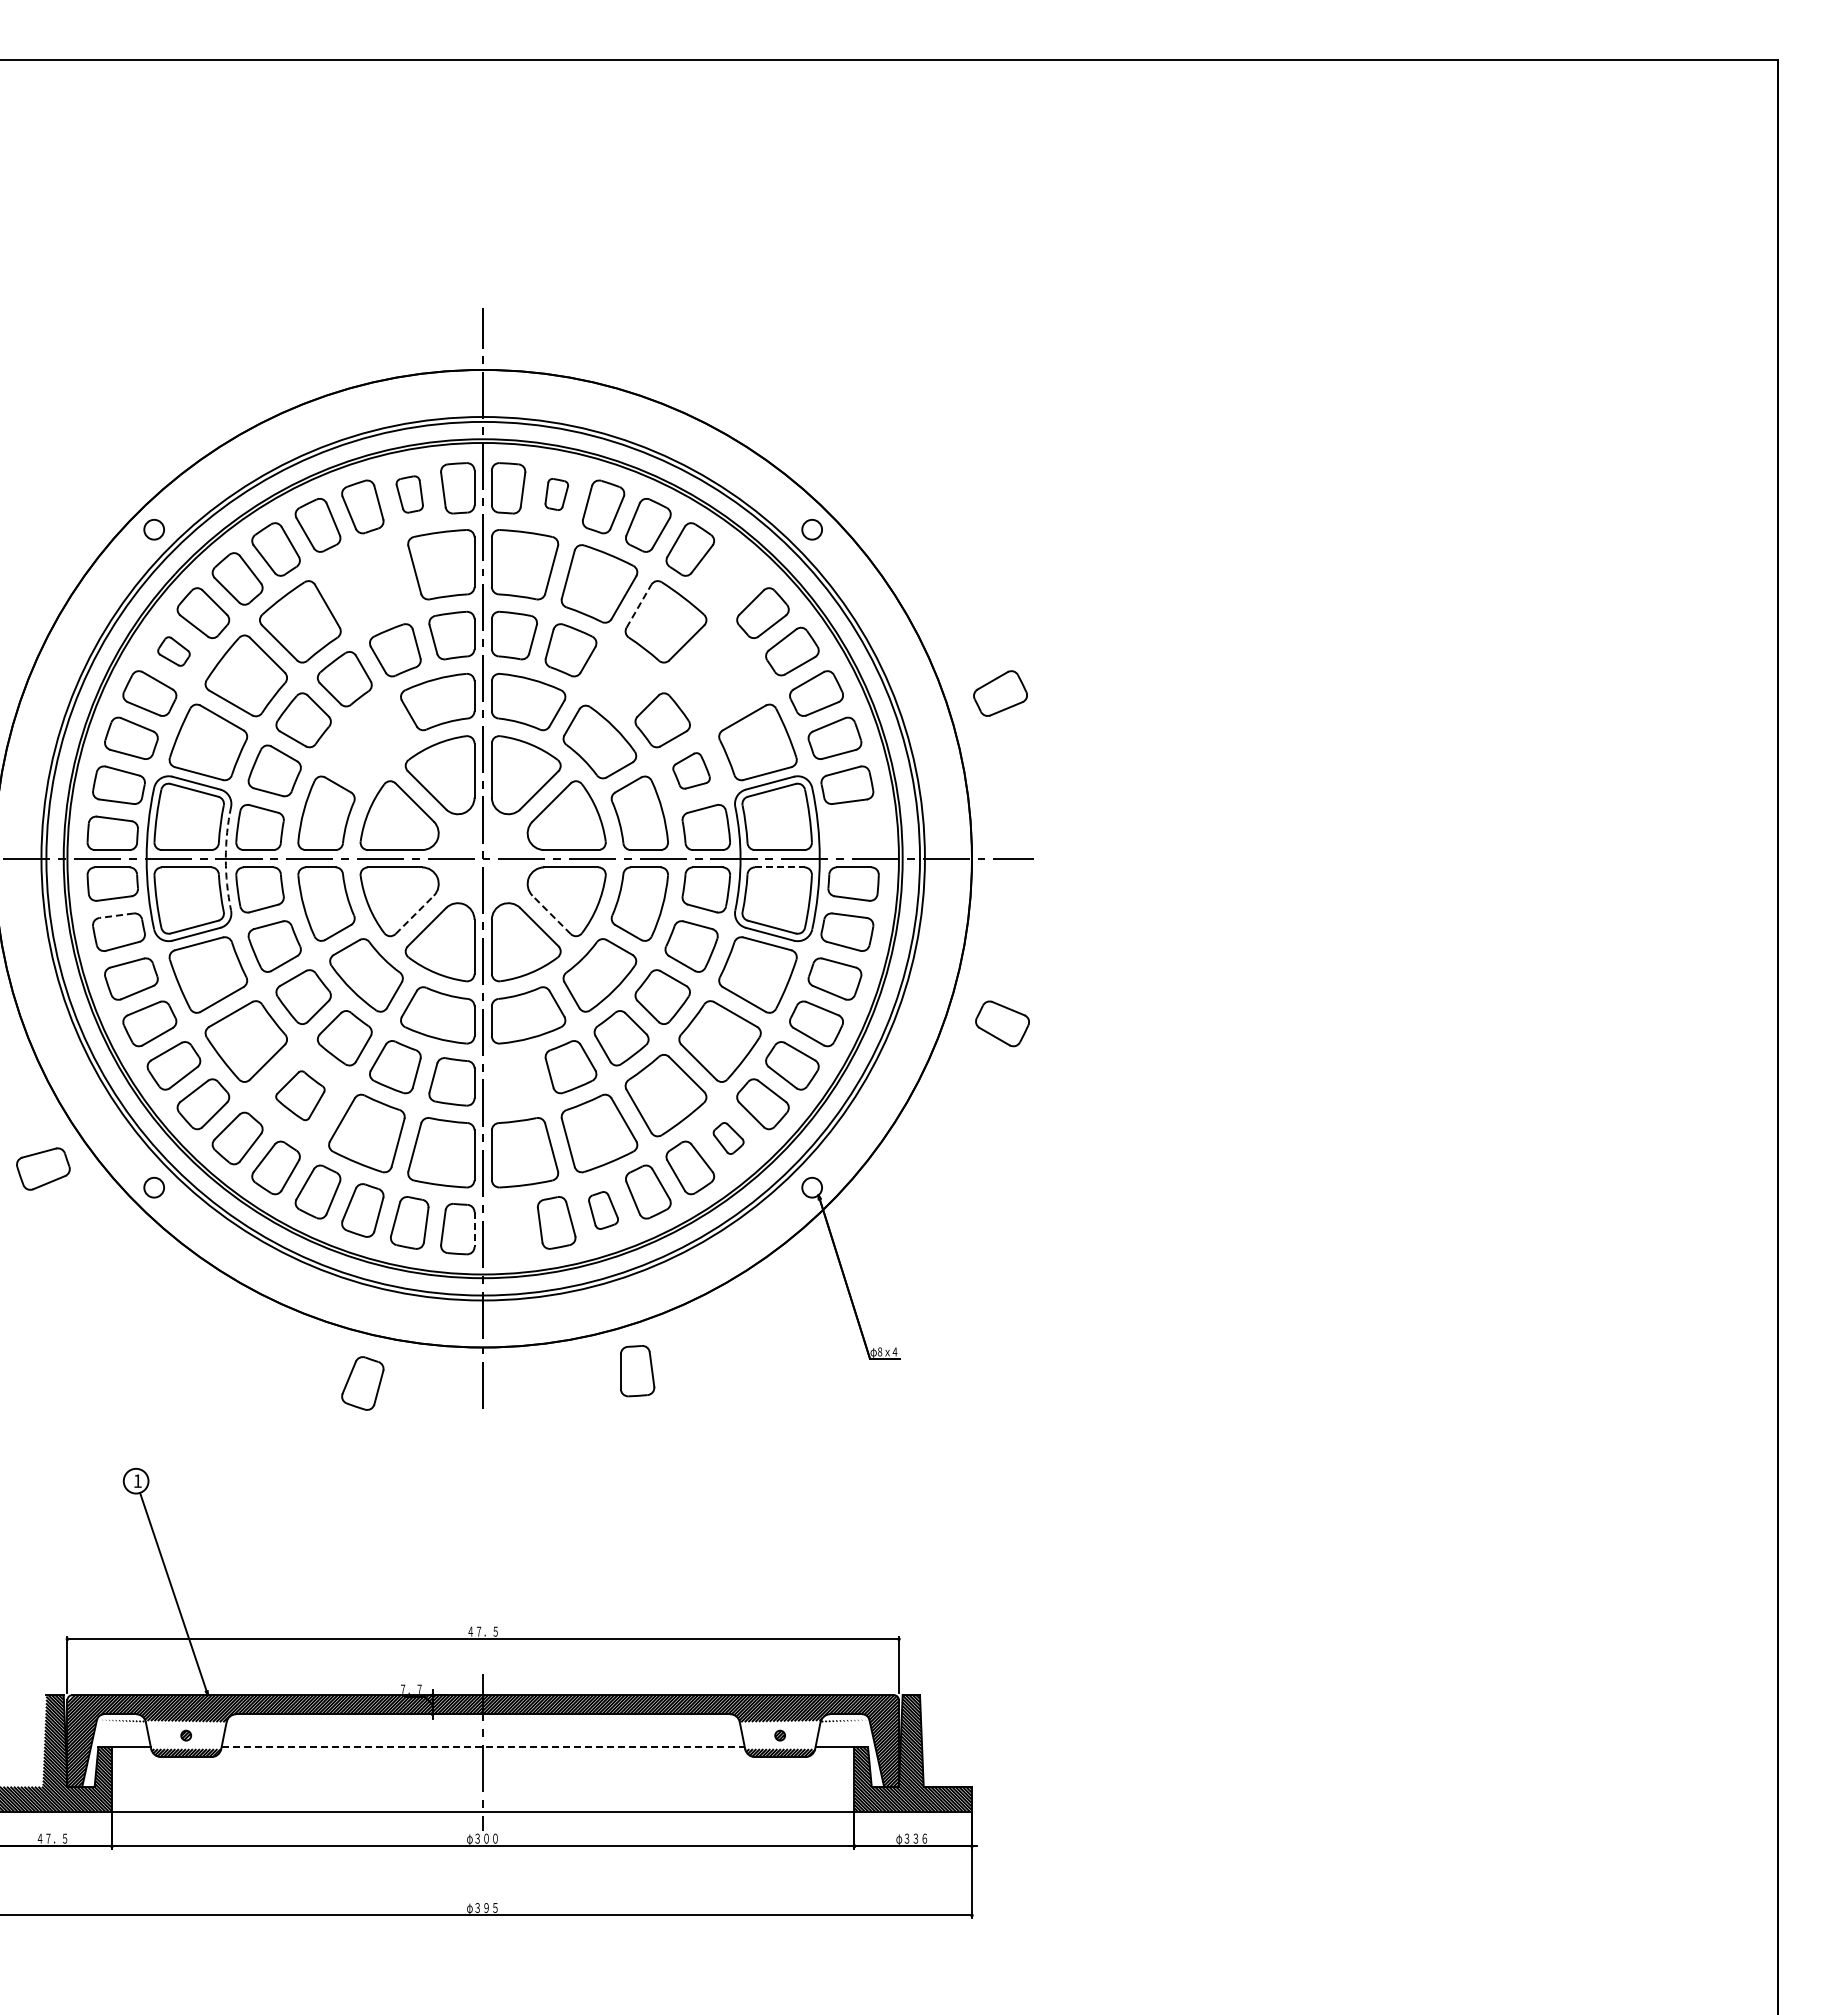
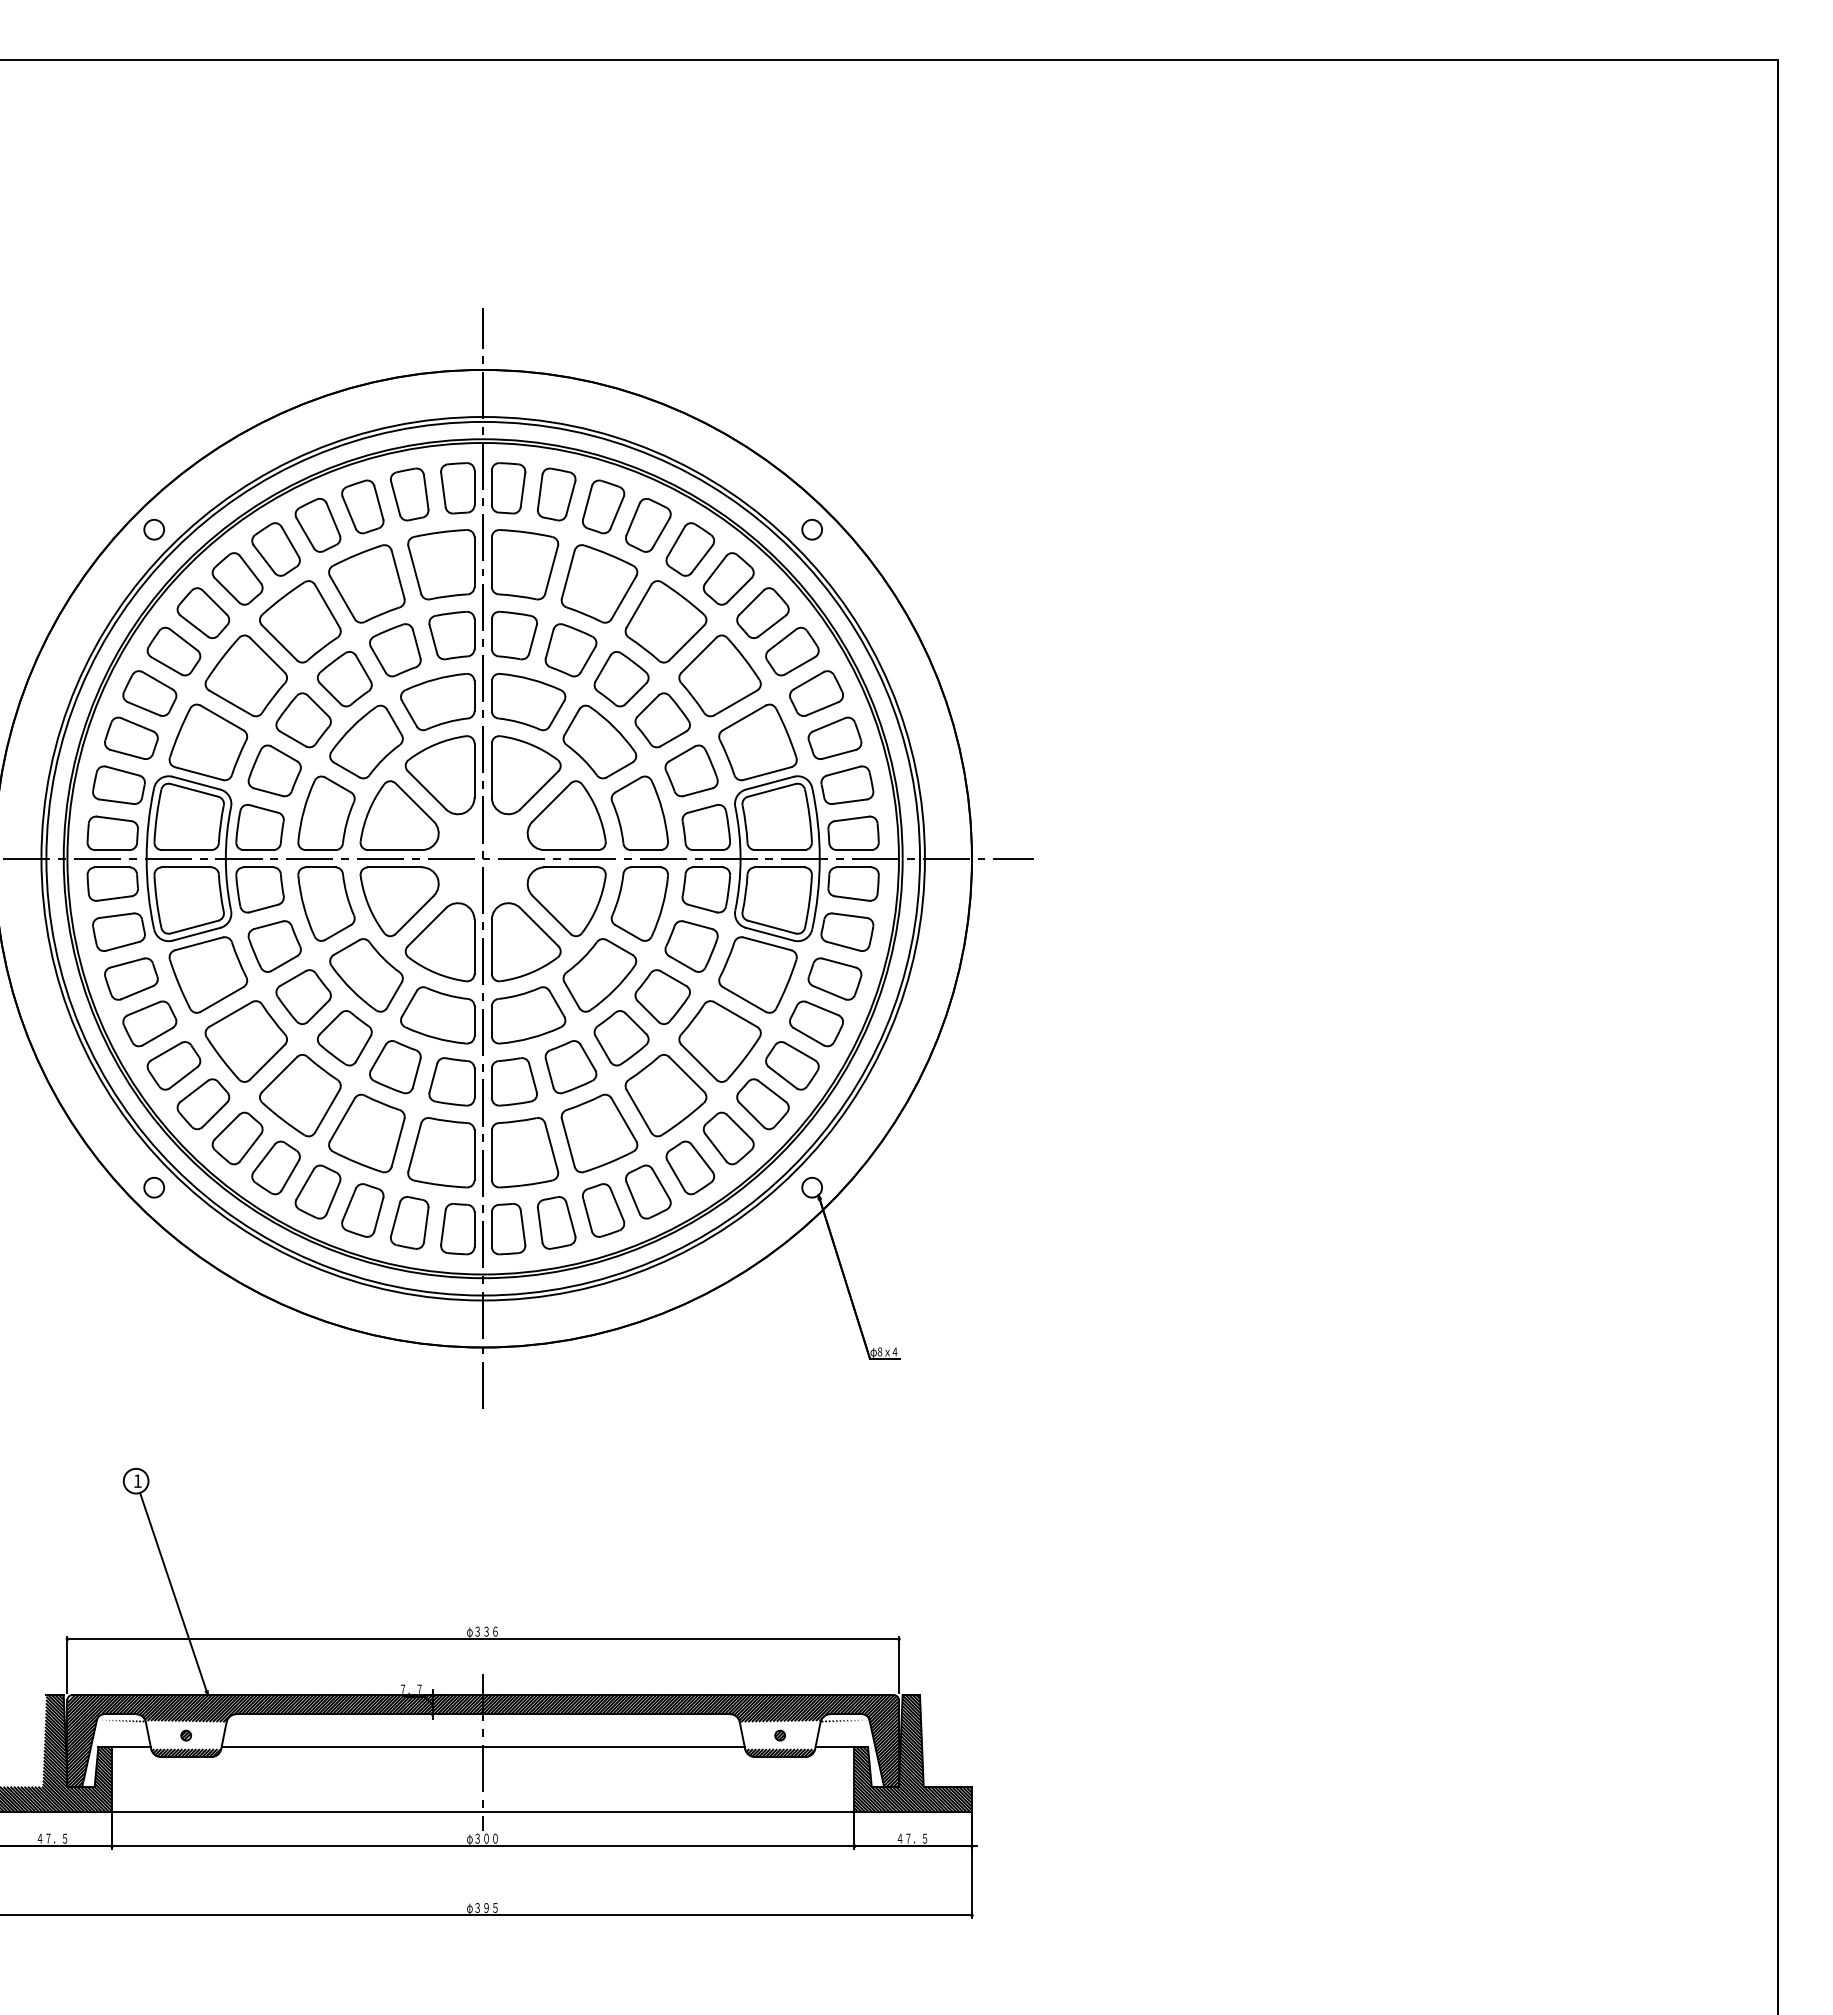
part size: 29x39 px -> 40x55 px (409, 494)
part size: 25x33 px -> 40x55 px (556, 494)
part: none -> present (728, 578)
part: none -> present (366, 583)
line: dashed -> solid (638, 606)
part size: 34x31 px -> 56x51 px (173, 651)
part: none -> present (719, 675)
part: none -> present (621, 679)
part: present -> none (1000, 693)
part: none -> present (366, 741)
part size: 39x38 px -> 55x54 px (691, 770)
part: none -> present (853, 832)
arc: dashed -> solid (225, 858)
line: dashed -> solid (779, 867)
line: dashed -> solid (415, 914)
line: dashed -> solid (551, 914)
line: dashed -> solid (116, 915)
part: present -> none (1002, 1023)
part: none -> present (514, 1081)
part size: 51x52 px -> 83x84 px (300, 1095)
part size: 33x33 px -> 53x55 px (728, 1138)
part: present -> none (43, 1168)
part size: 31x39 px -> 45x55 px (603, 1210)
line: dashed -> solid (474, 1230)
part position: (637, 1371) -> (508, 1229) (508, 1229)
part: present -> none (362, 1383)
text: ４７．５ -> φ３３６ (482, 1631)
line: dashed -> solid (483, 1747)
text: φ３３６ -> ４７．５ (911, 1838)
